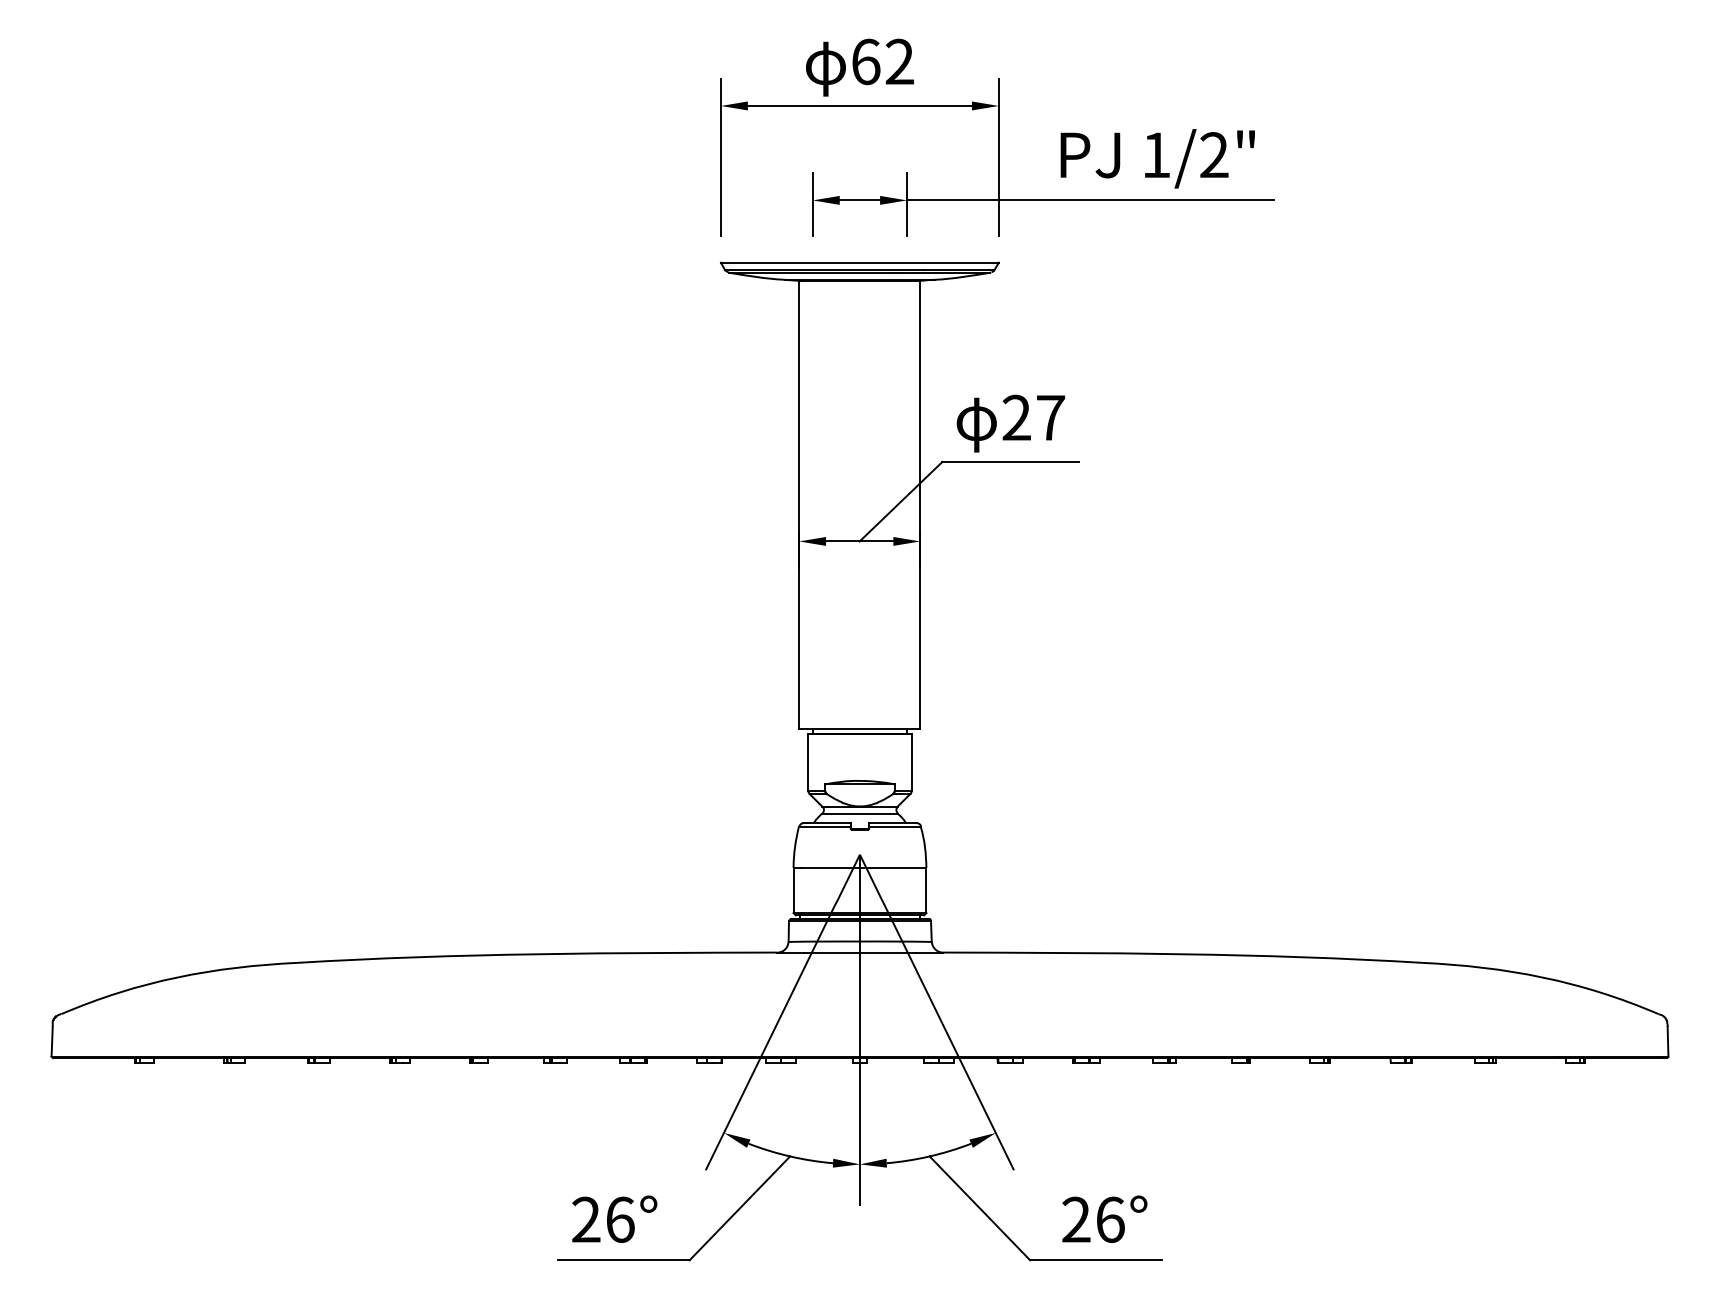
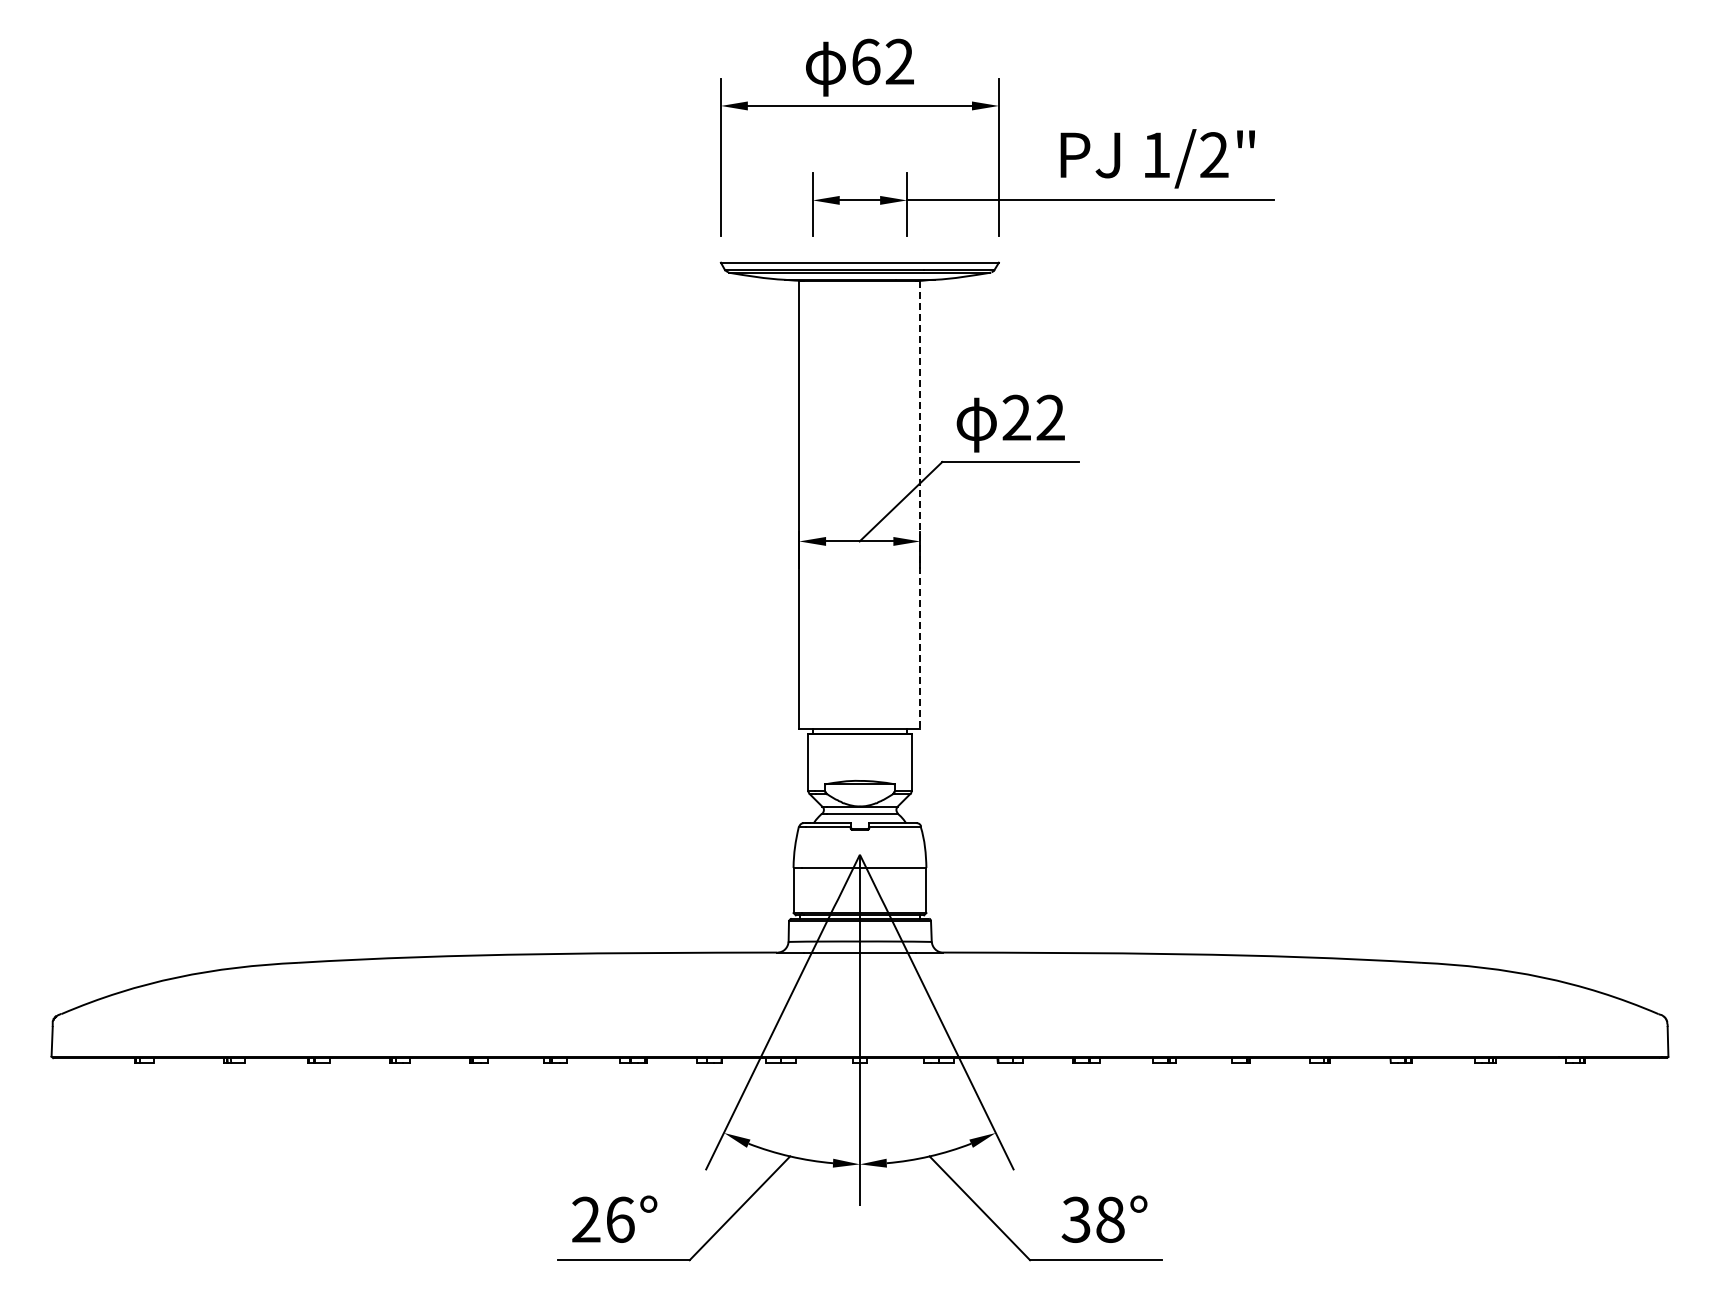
text: 27 -> 22 (1050, 417)
line: solid -> dashed (920, 505)
text: 26° -> 38° (1092, 1219)
